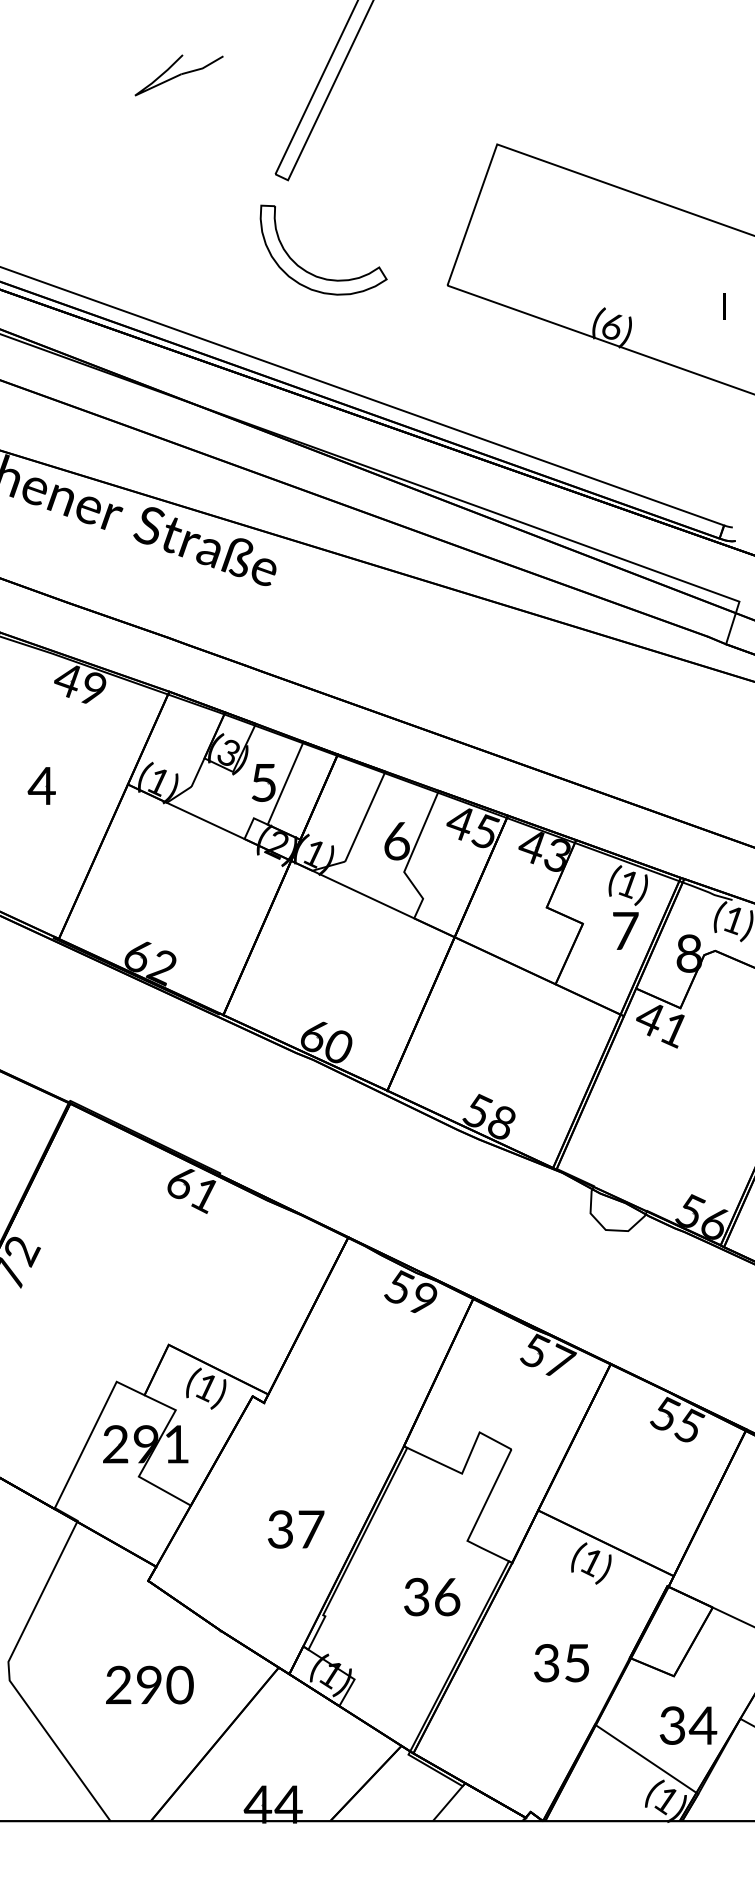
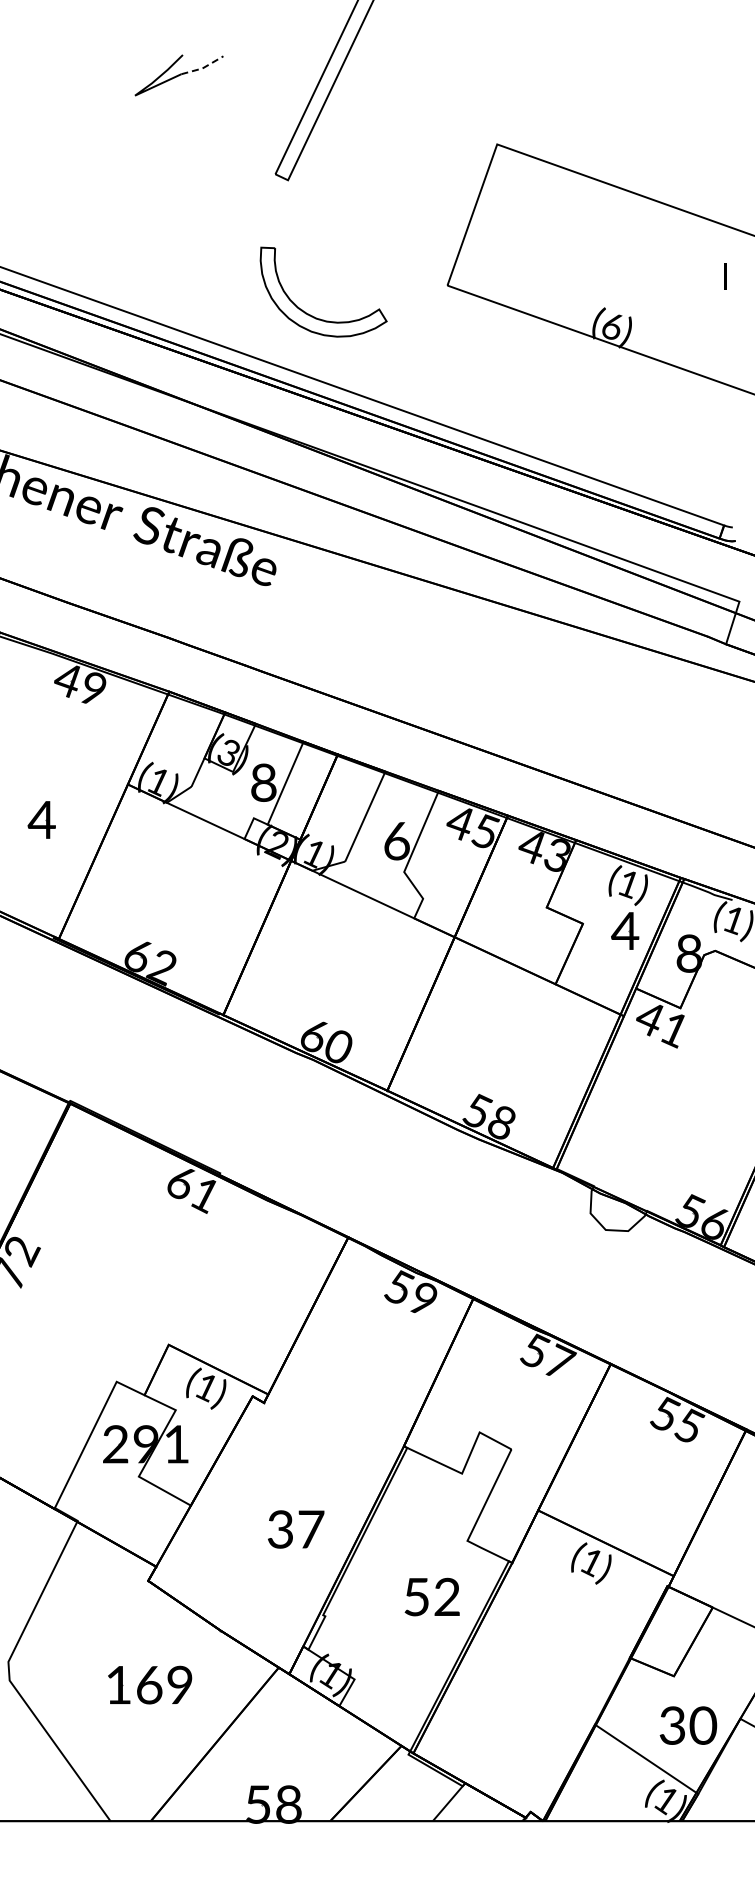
line: solid -> dashed (203, 67)
part position: (312, 273) -> (312, 315) (312, 315)
text position: (724, 306) -> (725, 276) (725, 276)
text: 5 -> 8 (263, 782)
part position: (41, 785) -> (41, 819) (41, 819)
text: 7 -> 4 (625, 930)
text: 36 -> 52 (432, 1596)
part: present -> none (561, 1663)
text: 290 -> 169 (149, 1684)
text: 34 -> 30 (702, 1725)
text: 44 -> 58 (272, 1804)
